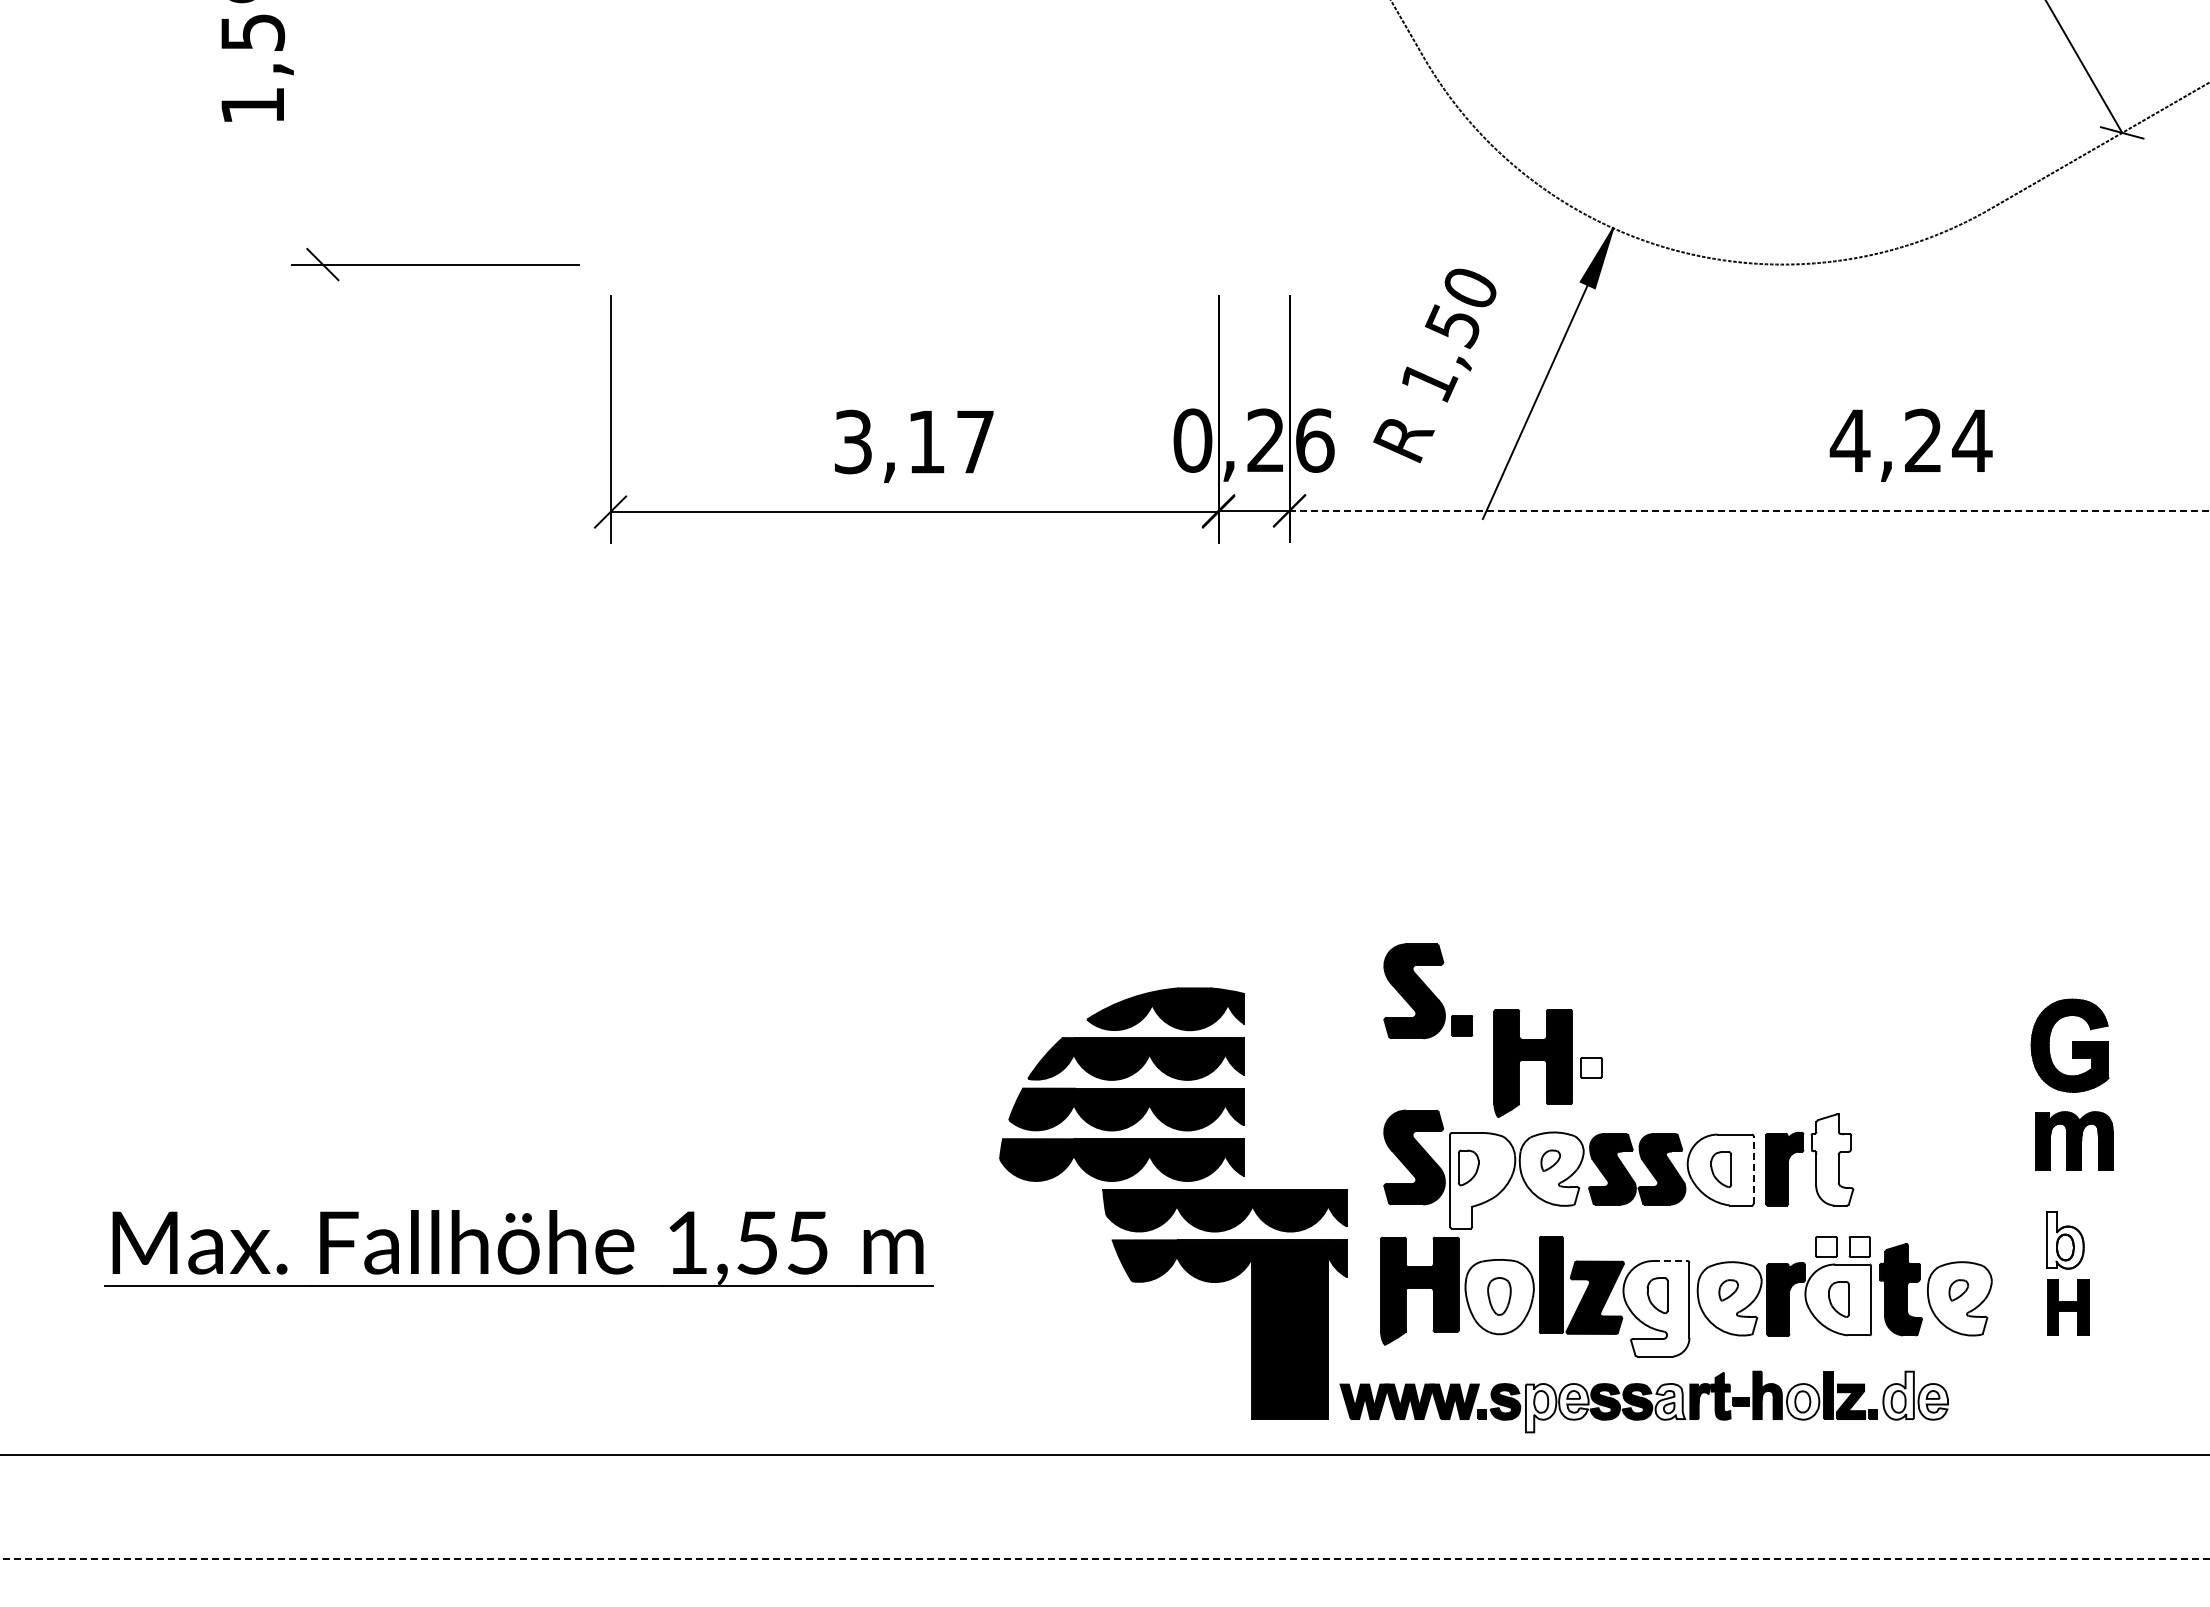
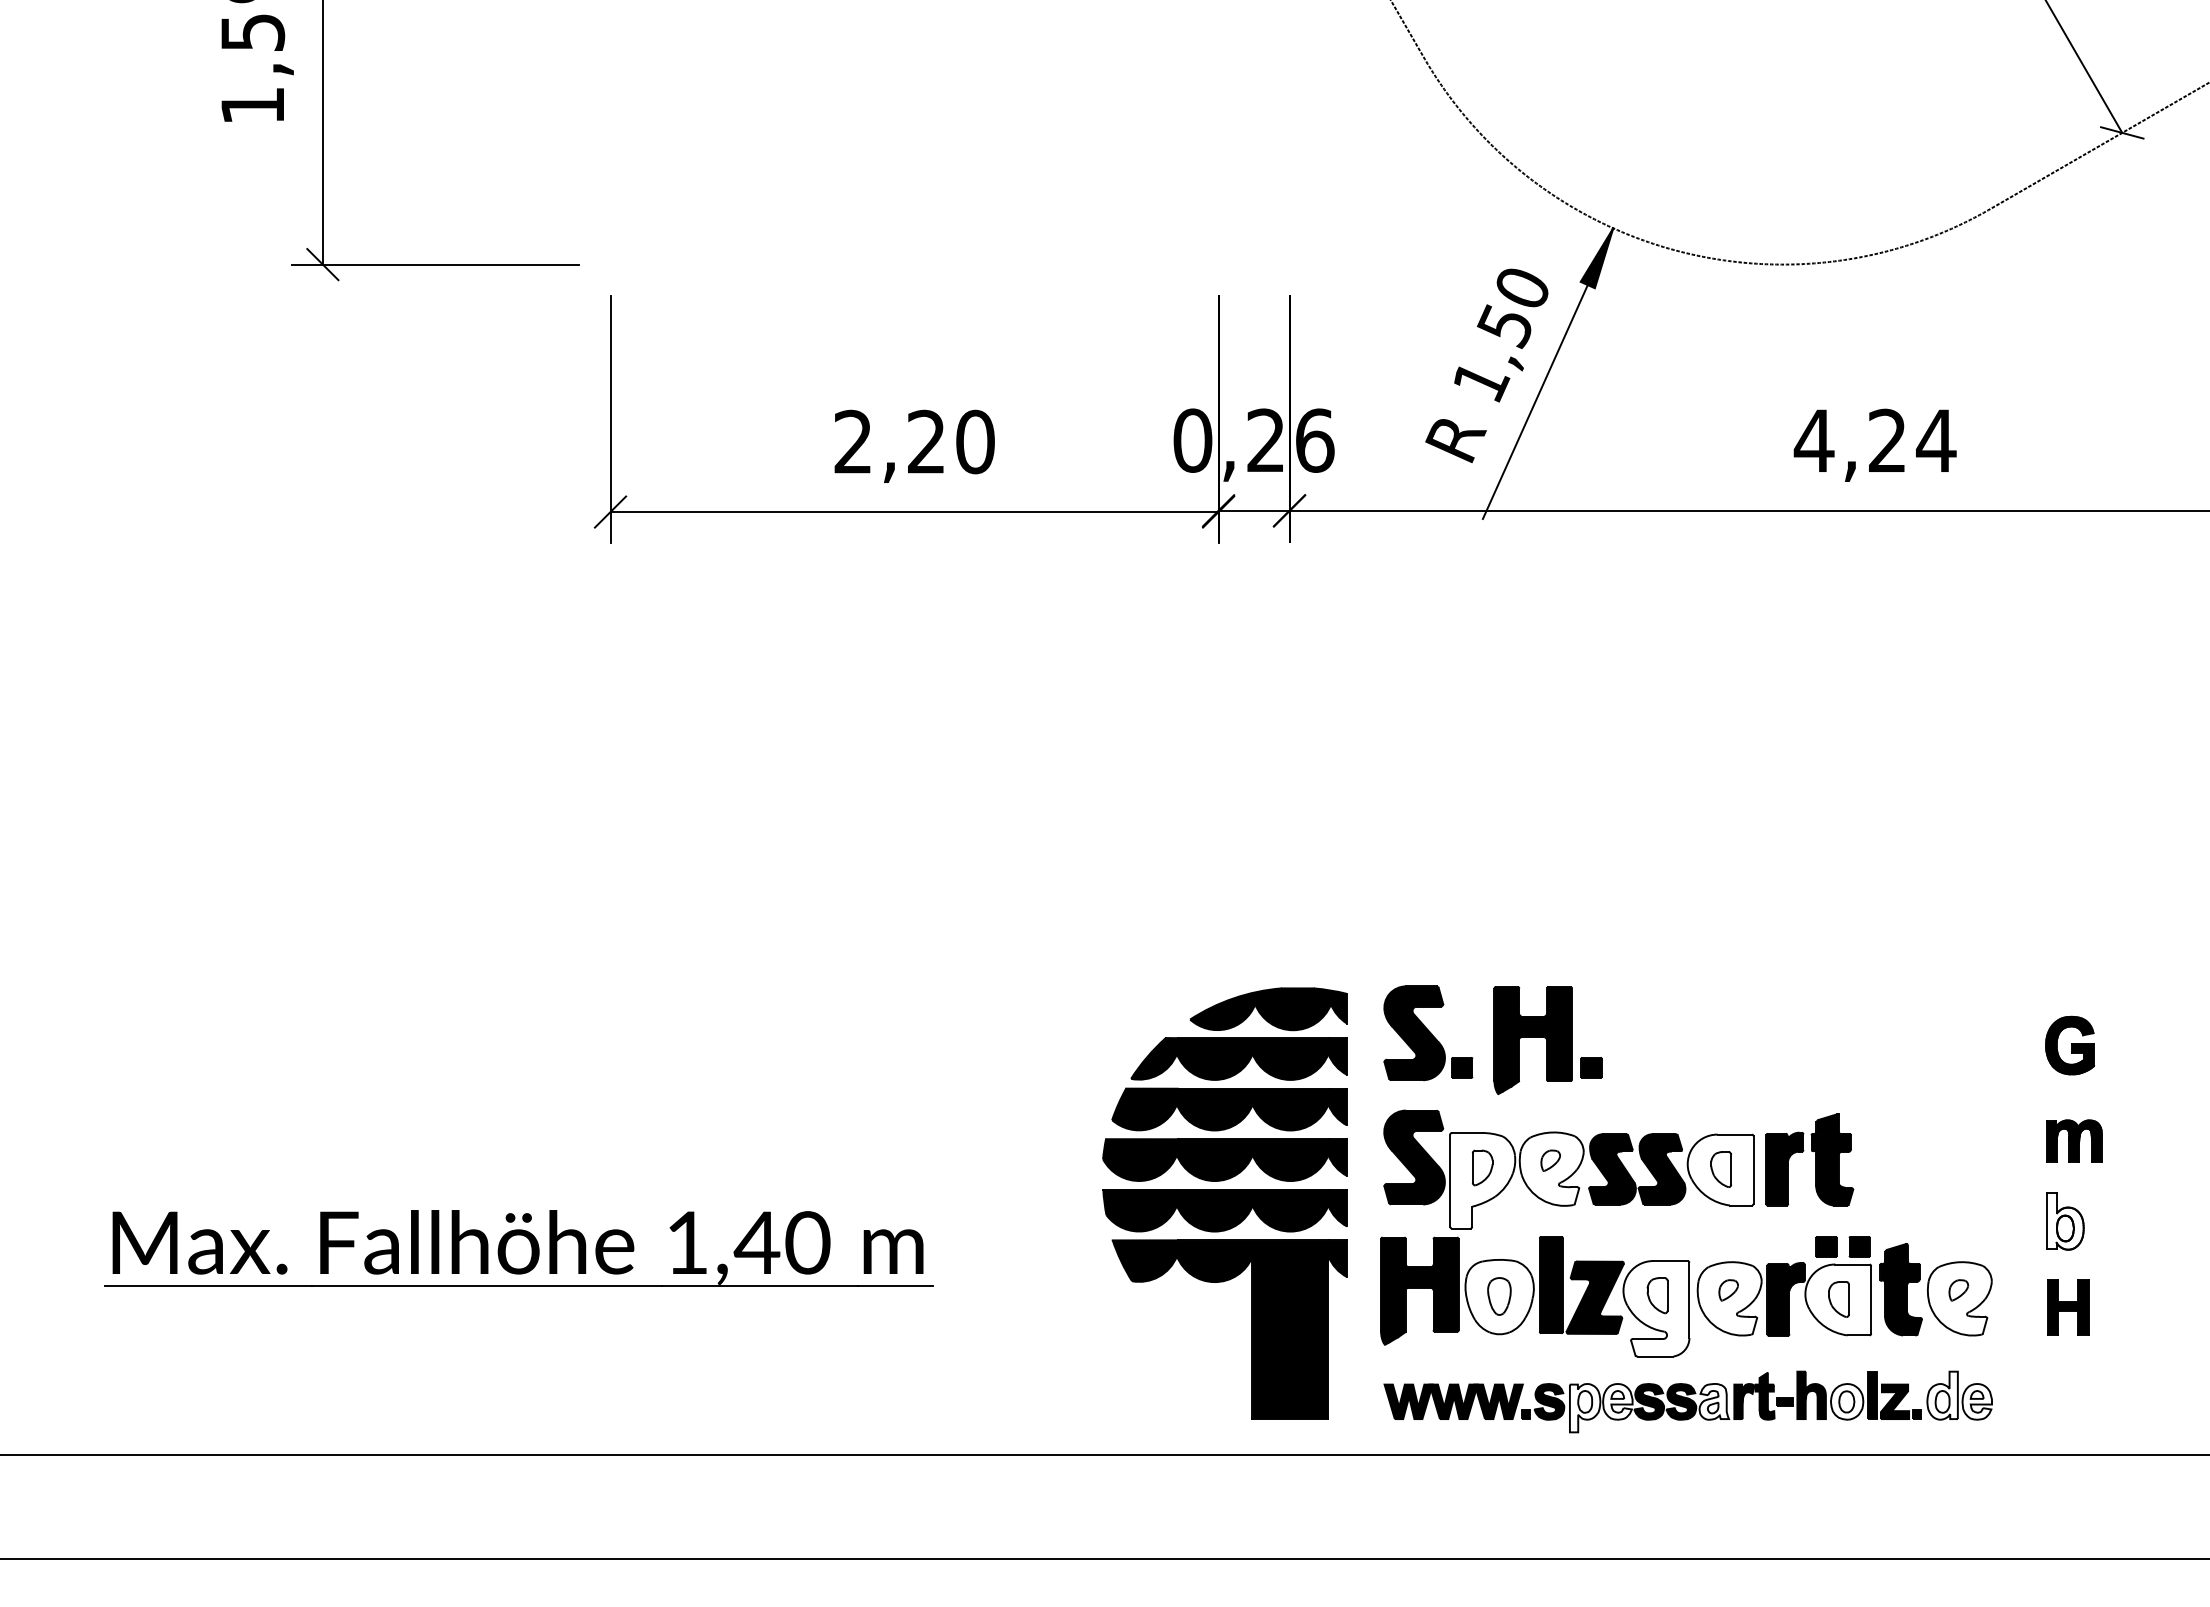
line: none -> present (322, 133)
text position: (1434, 365) -> (1486, 365) (1486, 365)
text: 3,17 -> 2,20 (914, 441)
text position: (1910, 444) -> (1874, 444) (1874, 444)
line: dashed -> solid (1749, 511)
part position: (1428, 991) -> (1428, 1033) (1428, 1033)
part size: 80x95 px -> 50x61 px (2069, 1045)
part position: (1532, 1063) -> (1532, 1040) (1532, 1040)
fill: none -> present (1591, 1067)
part position: (1121, 1084) -> (1224, 1084) (1224, 1084)
part size: 79x60 px -> 57x44 px (2074, 1140)
fill: none -> present (1832, 1159)
part position: (1468, 1167) -> (1482, 1167) (1482, 1167)
line: dashed -> solid (1753, 1170)
part position: (2065, 1240) -> (2065, 1221) (2065, 1221)
text: 1,55 -> 1,40 (781, 1242)
fill: none -> present (1826, 1246)
fill: none -> present (1859, 1246)
line: dashed -> solid (1671, 1261)
part position: (1643, 1401) -> (1687, 1401) (1687, 1401)
line: dashed -> solid (1105, 1558)
